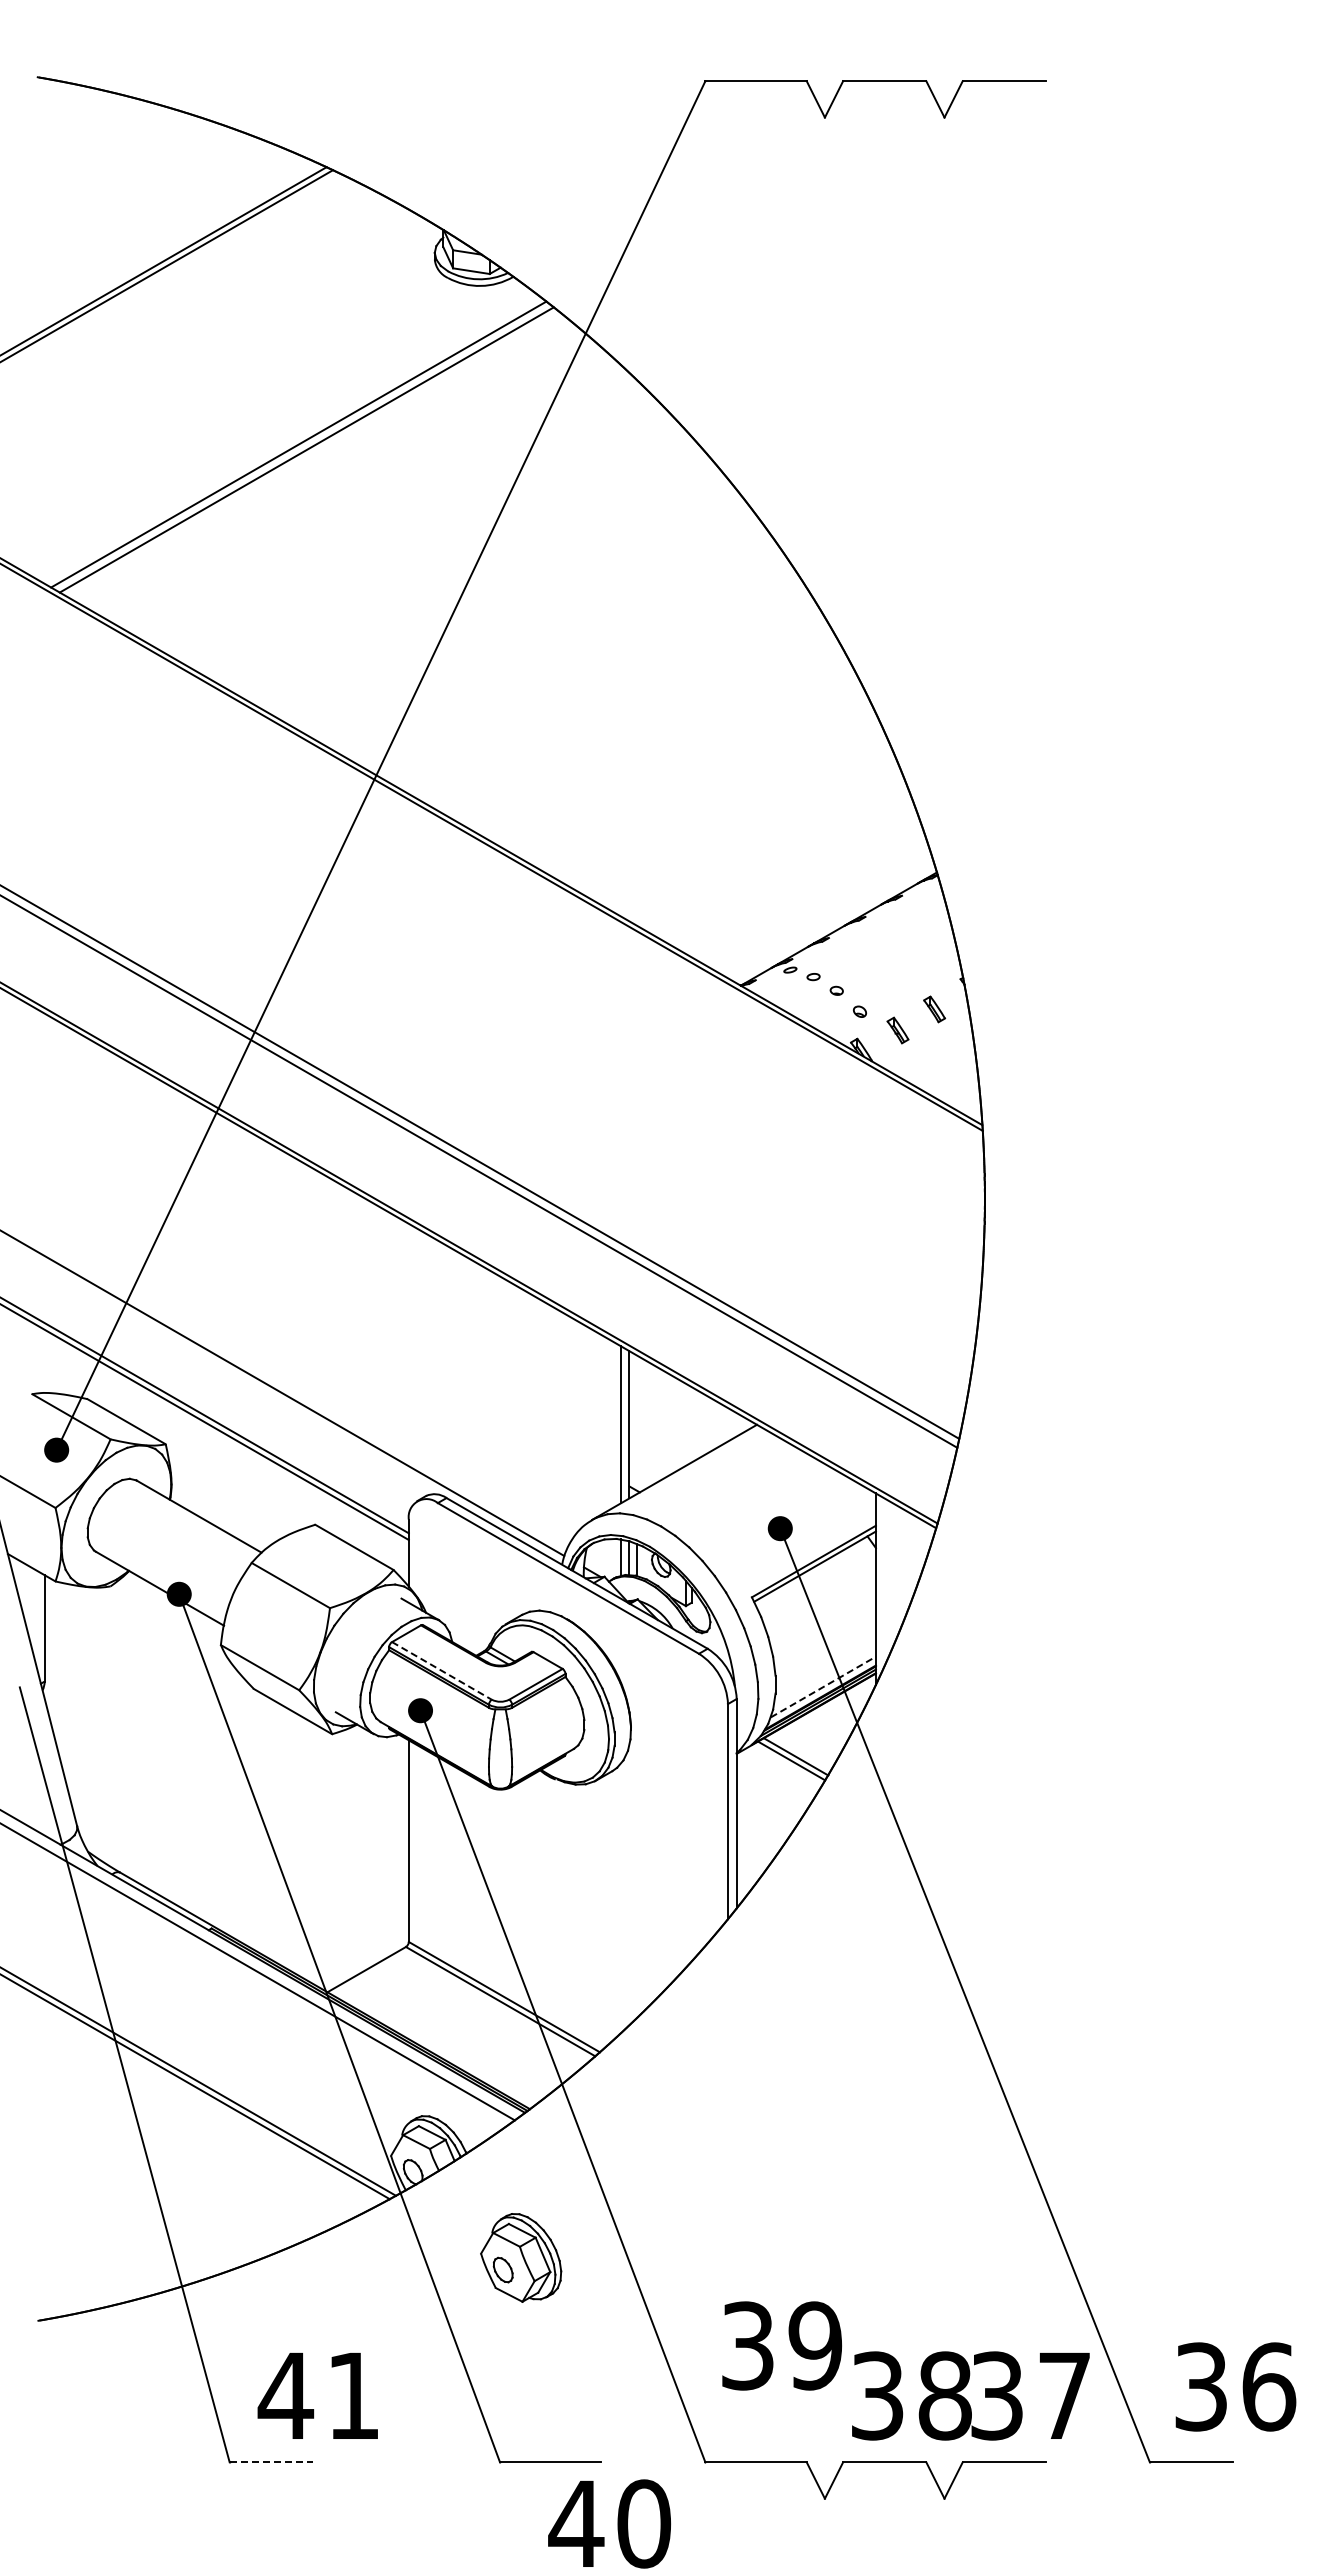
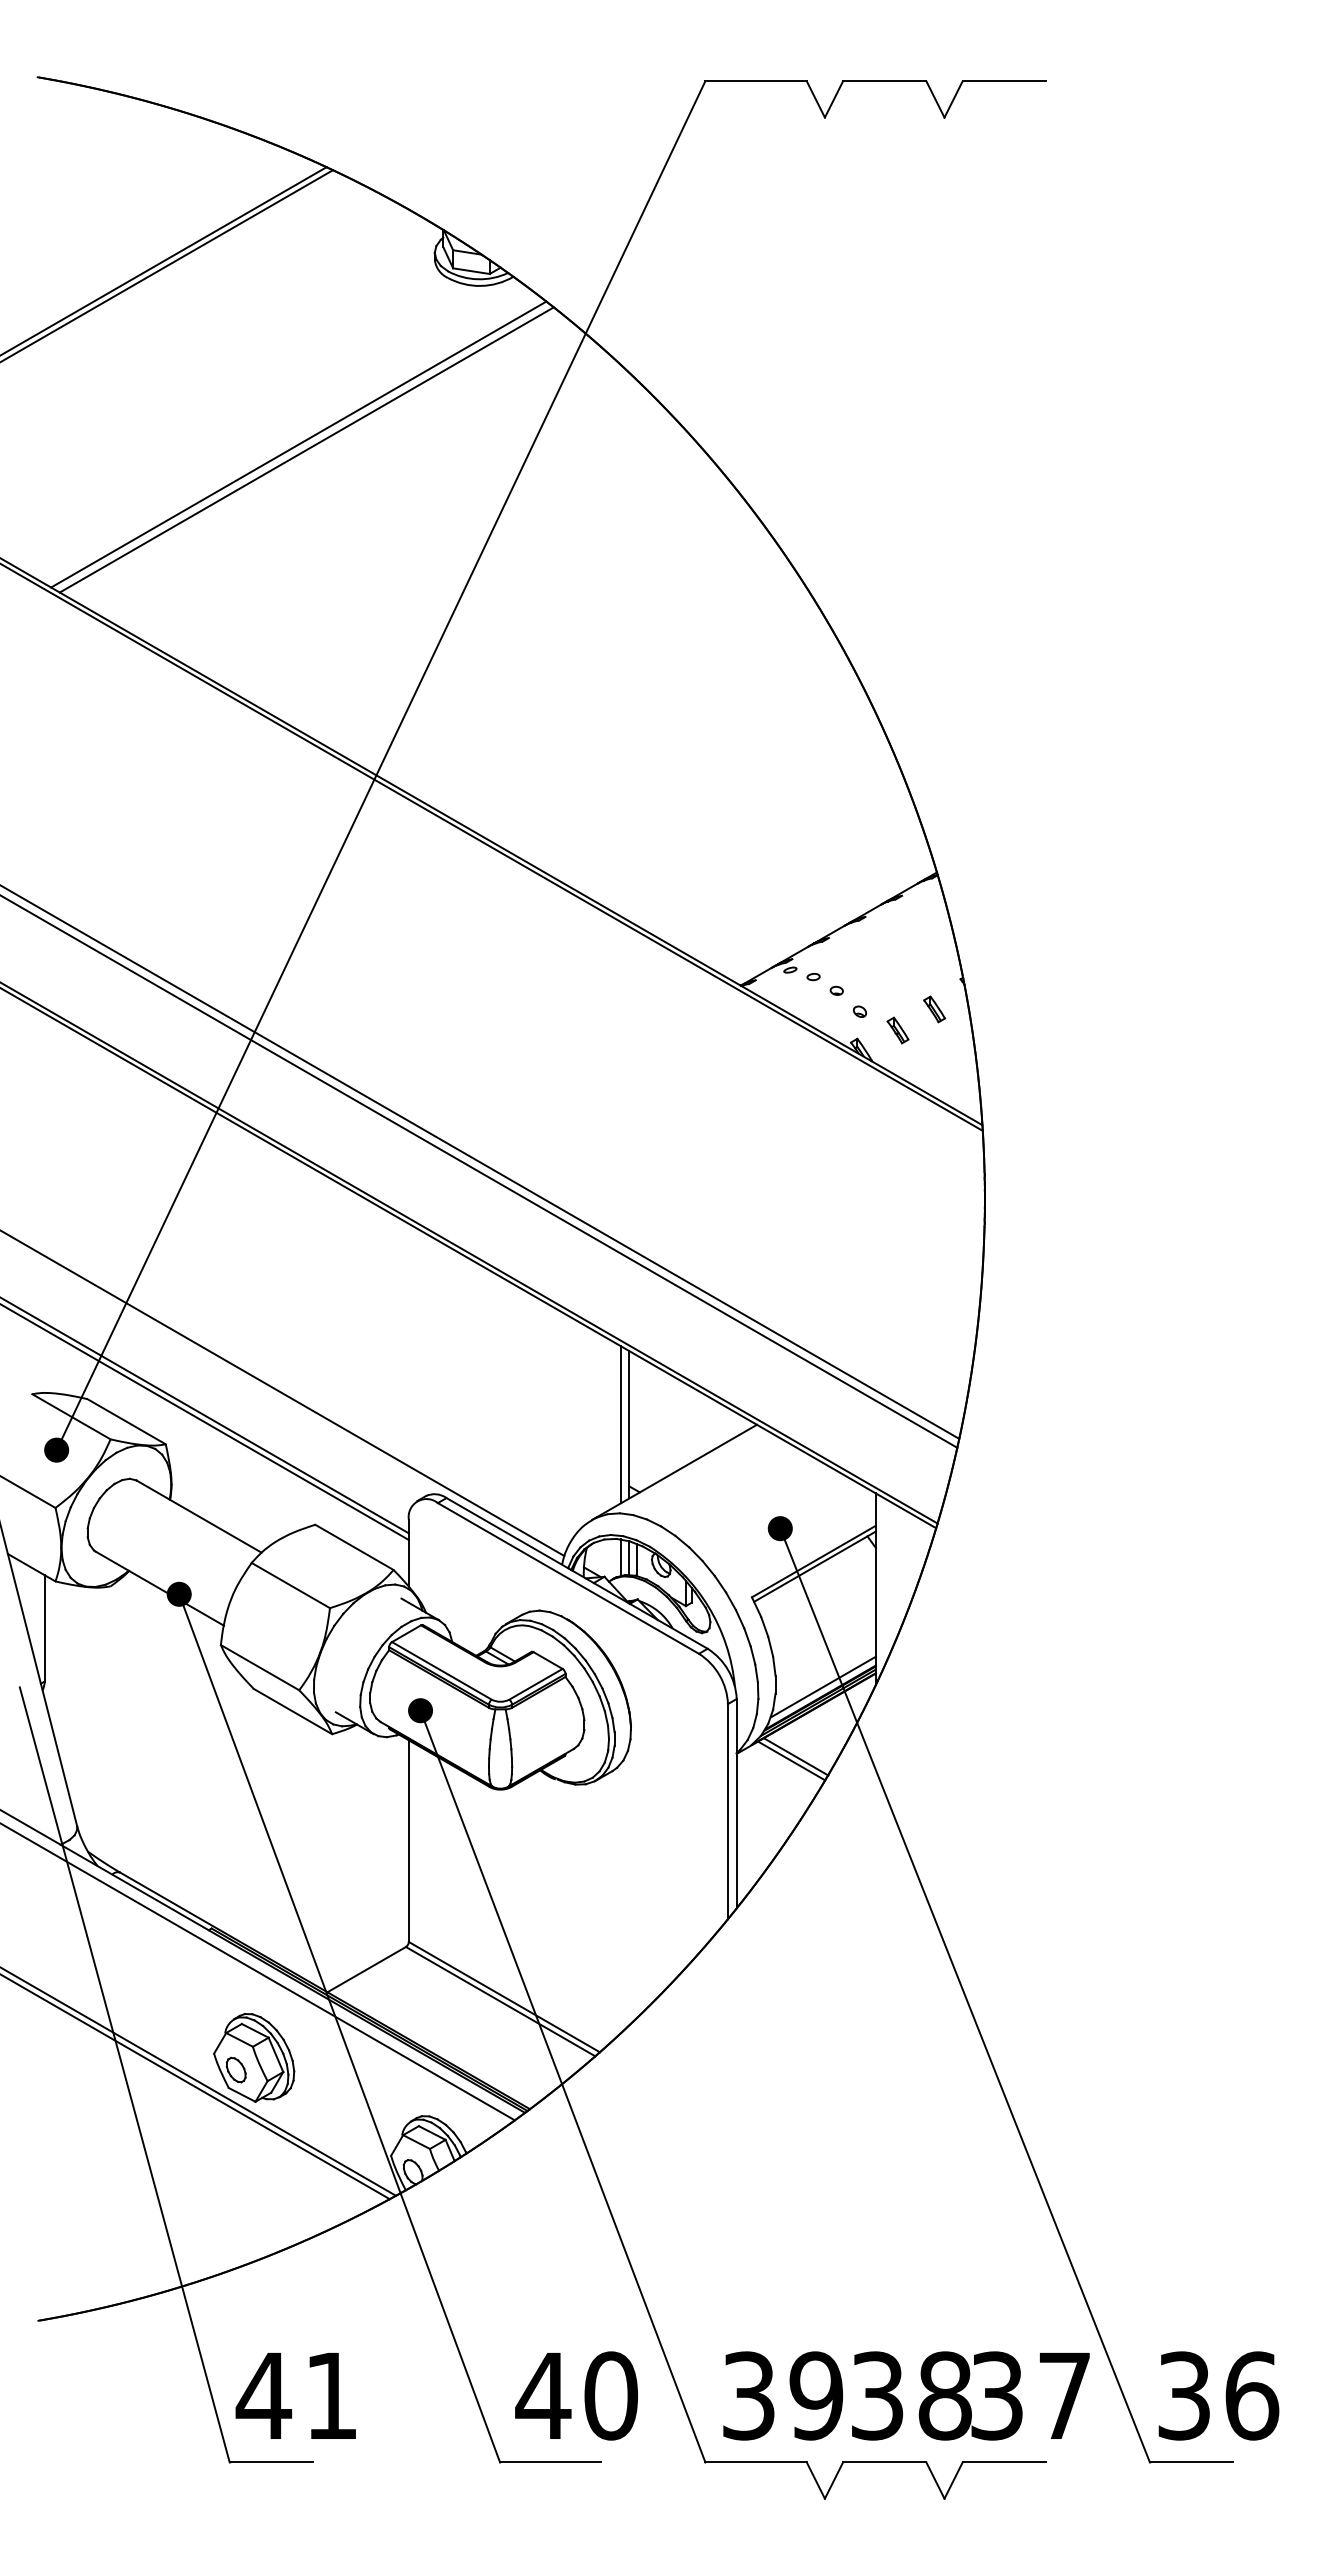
line: dashed -> solid (441, 1670)
line: dashed -> solid (823, 1687)
part position: (521, 2257) -> (254, 2057) (254, 2057)
text position: (781, 2345) -> (782, 2395) (782, 2395)
text position: (1235, 2386) -> (1218, 2395) (1218, 2395)
text position: (317, 2395) -> (295, 2395) (295, 2395)
line: dashed -> solid (271, 2462)
text position: (609, 2523) -> (576, 2395) (576, 2395)
